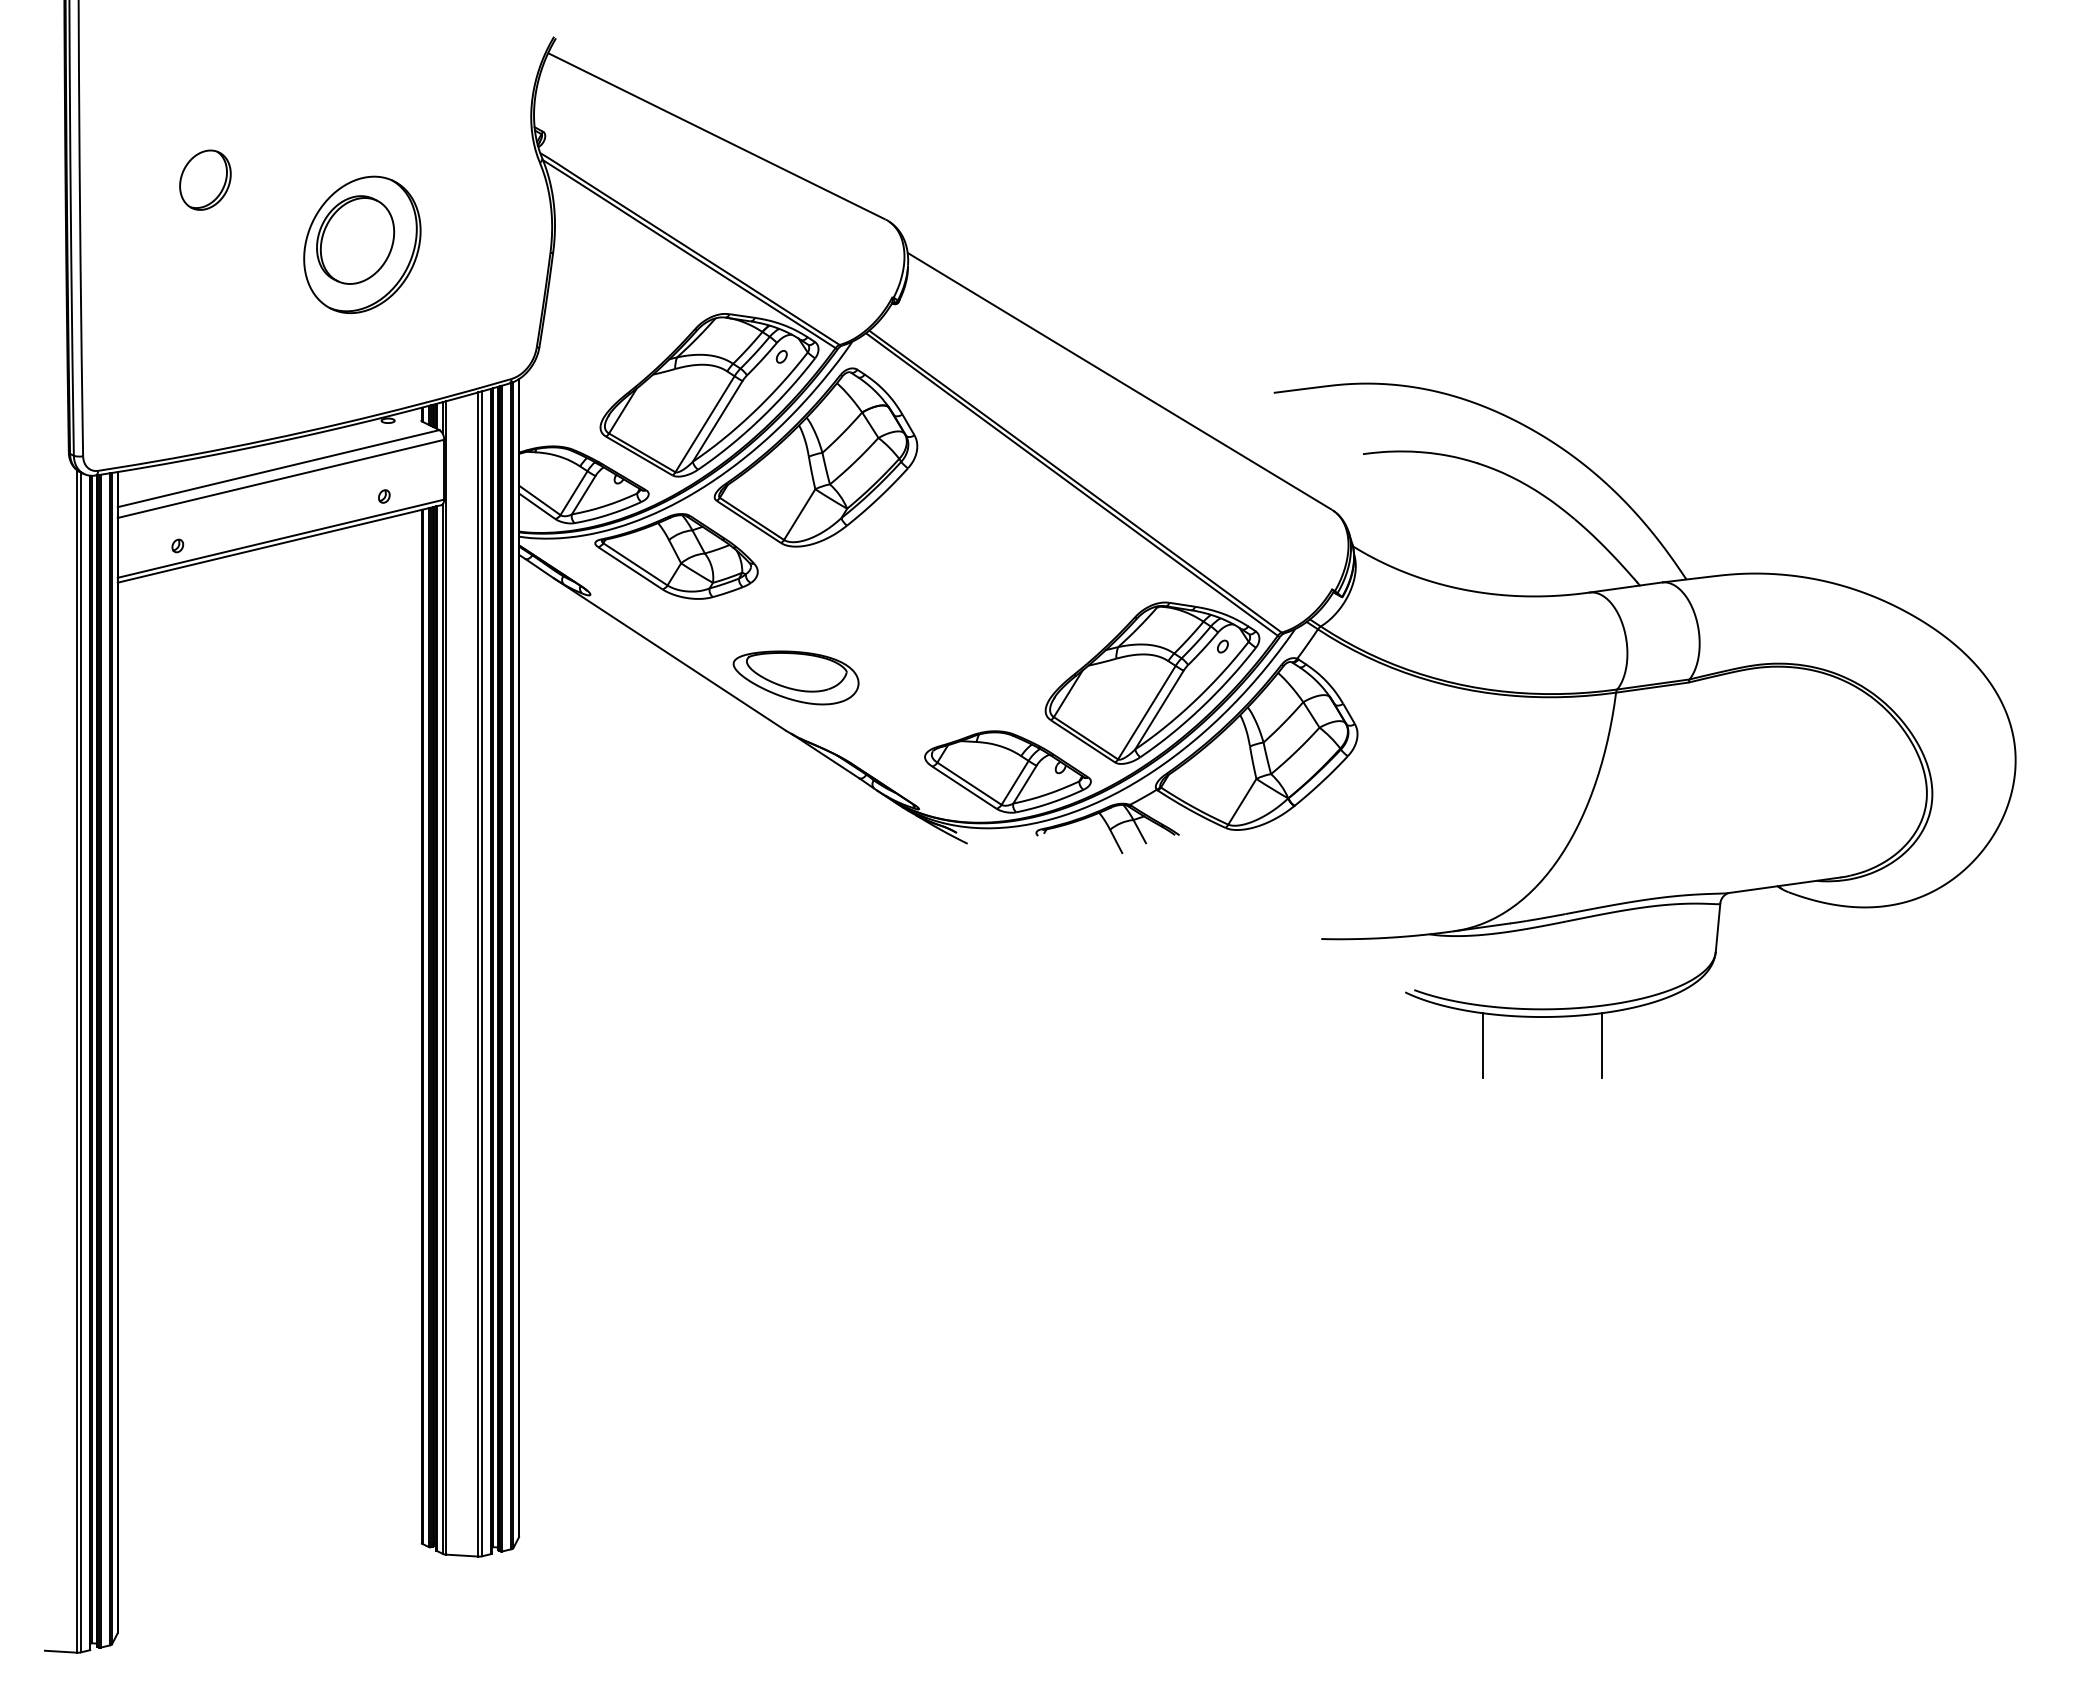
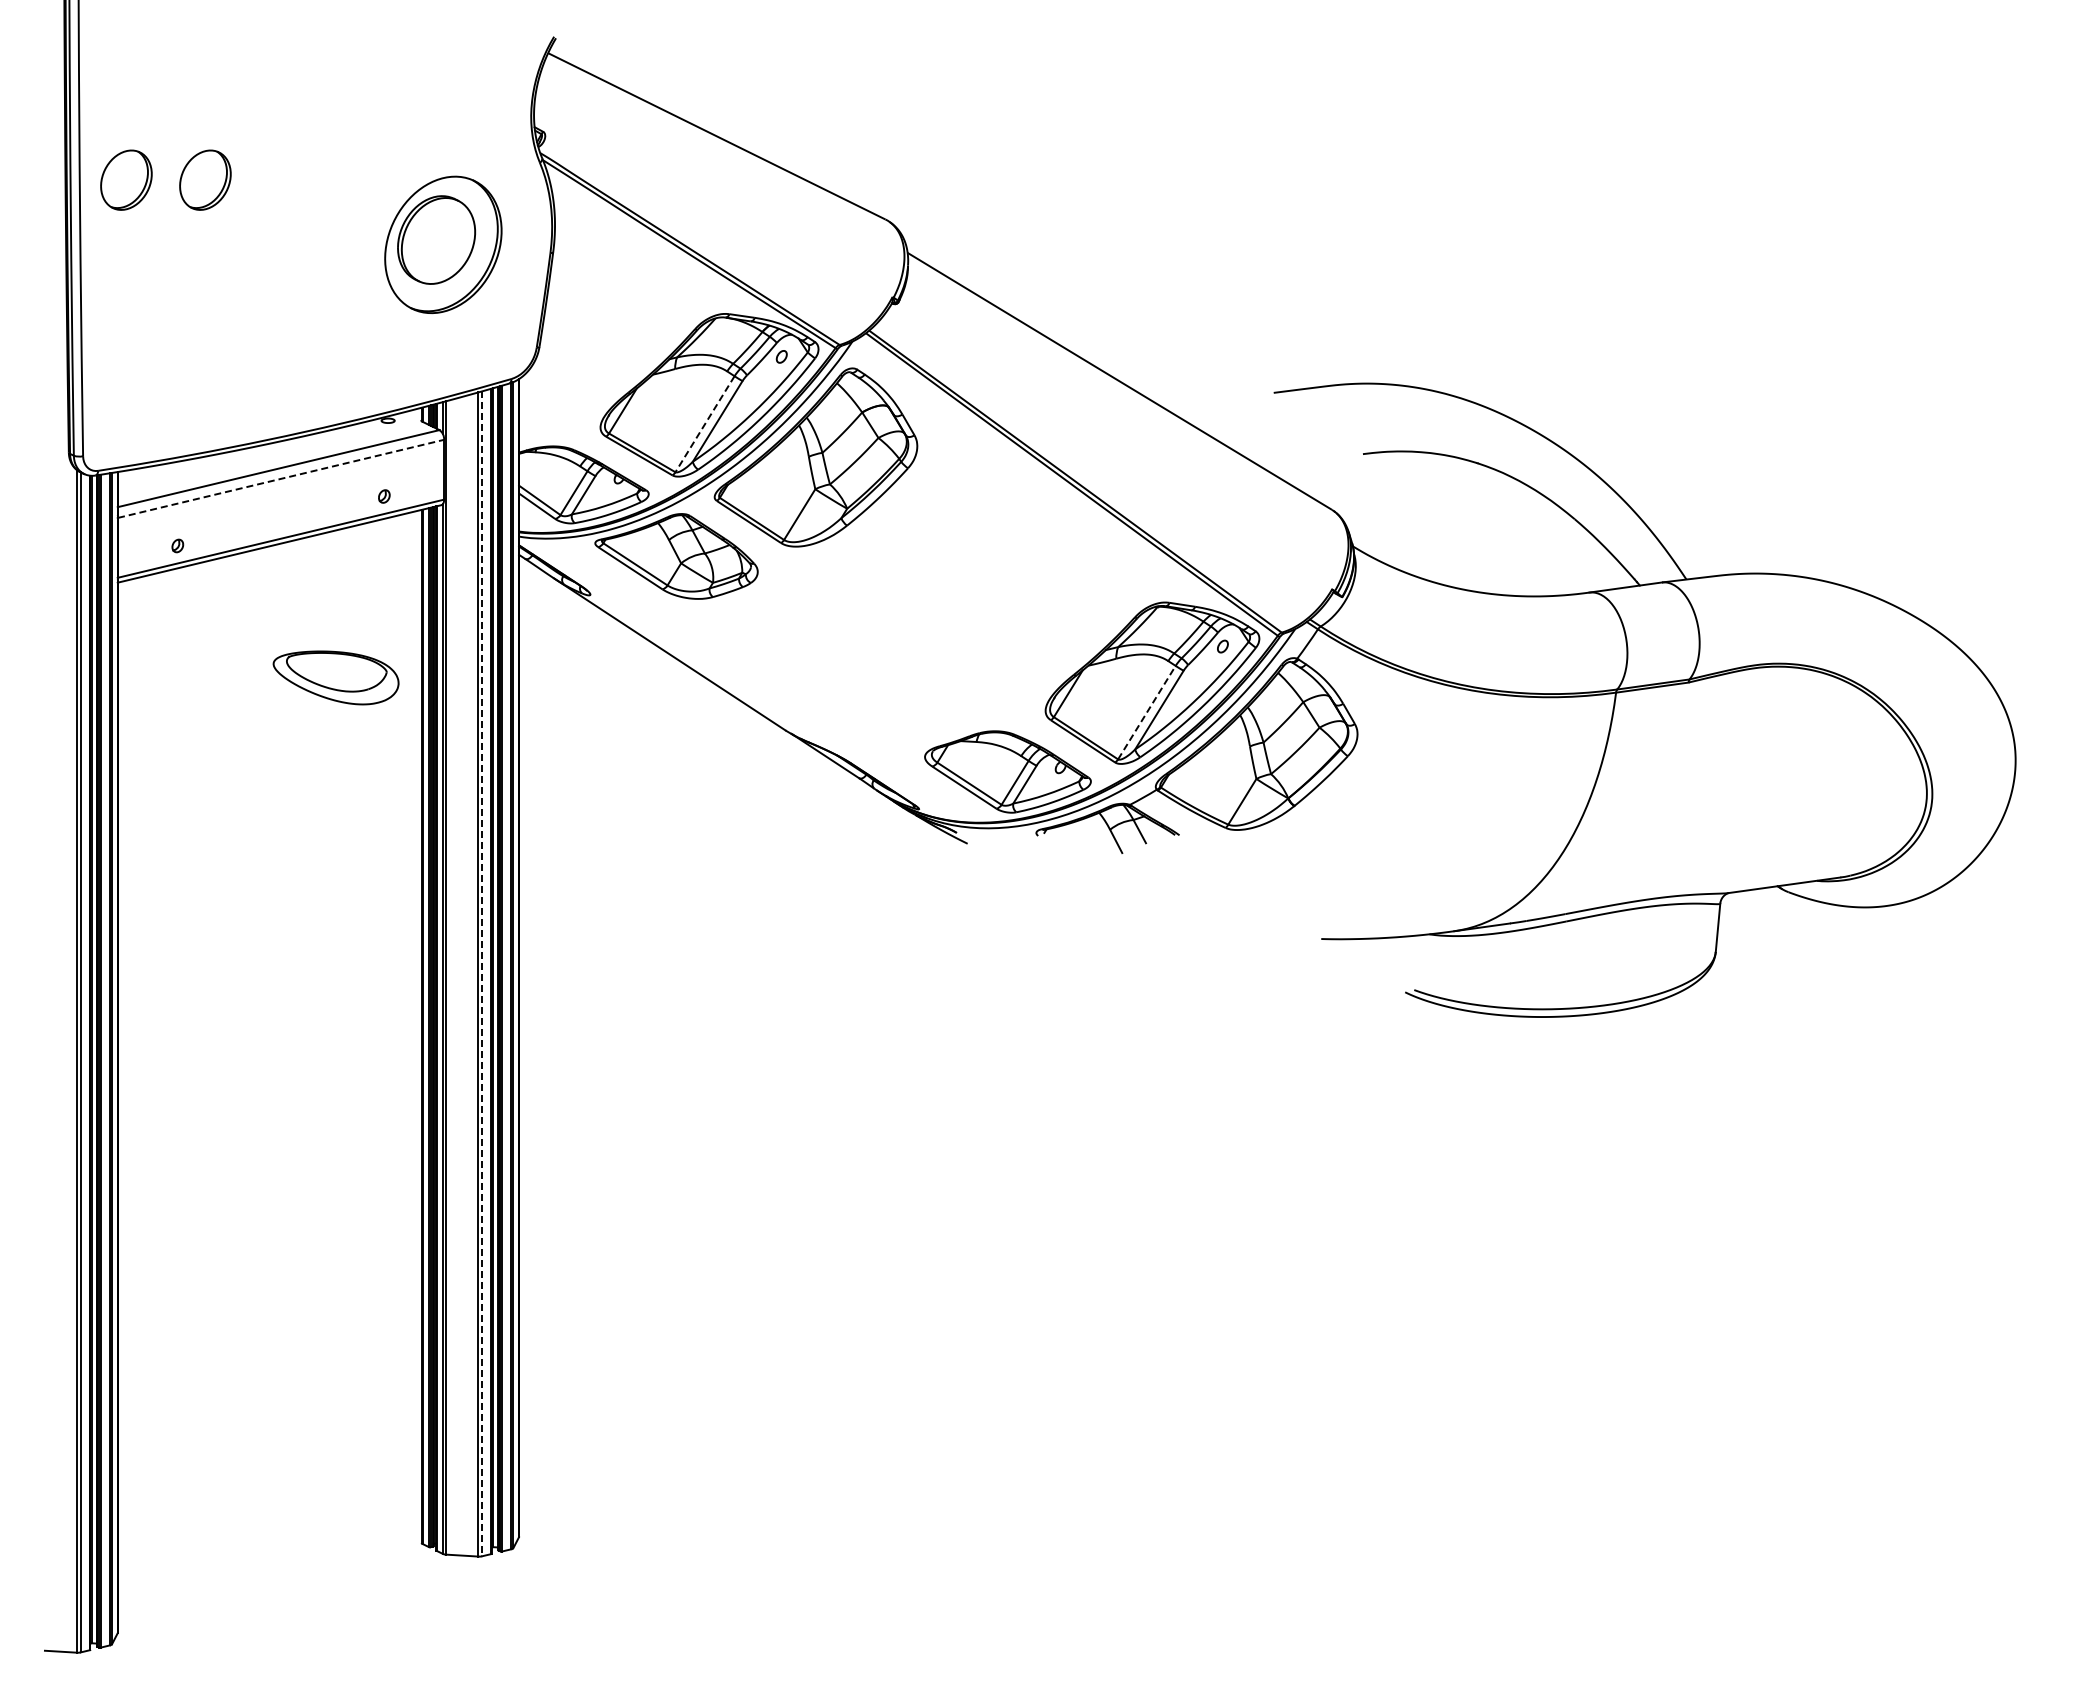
part: none -> present (126, 179)
part position: (362, 244) -> (443, 244) (443, 244)
line: solid -> dashed (704, 424)
line: solid -> dashed (281, 478)
part position: (795, 677) -> (335, 677) (335, 677)
line: solid -> dashed (1146, 712)
line: solid -> dashed (482, 974)
line: present -> none (1482, 1045)
line: present -> none (1602, 1045)
